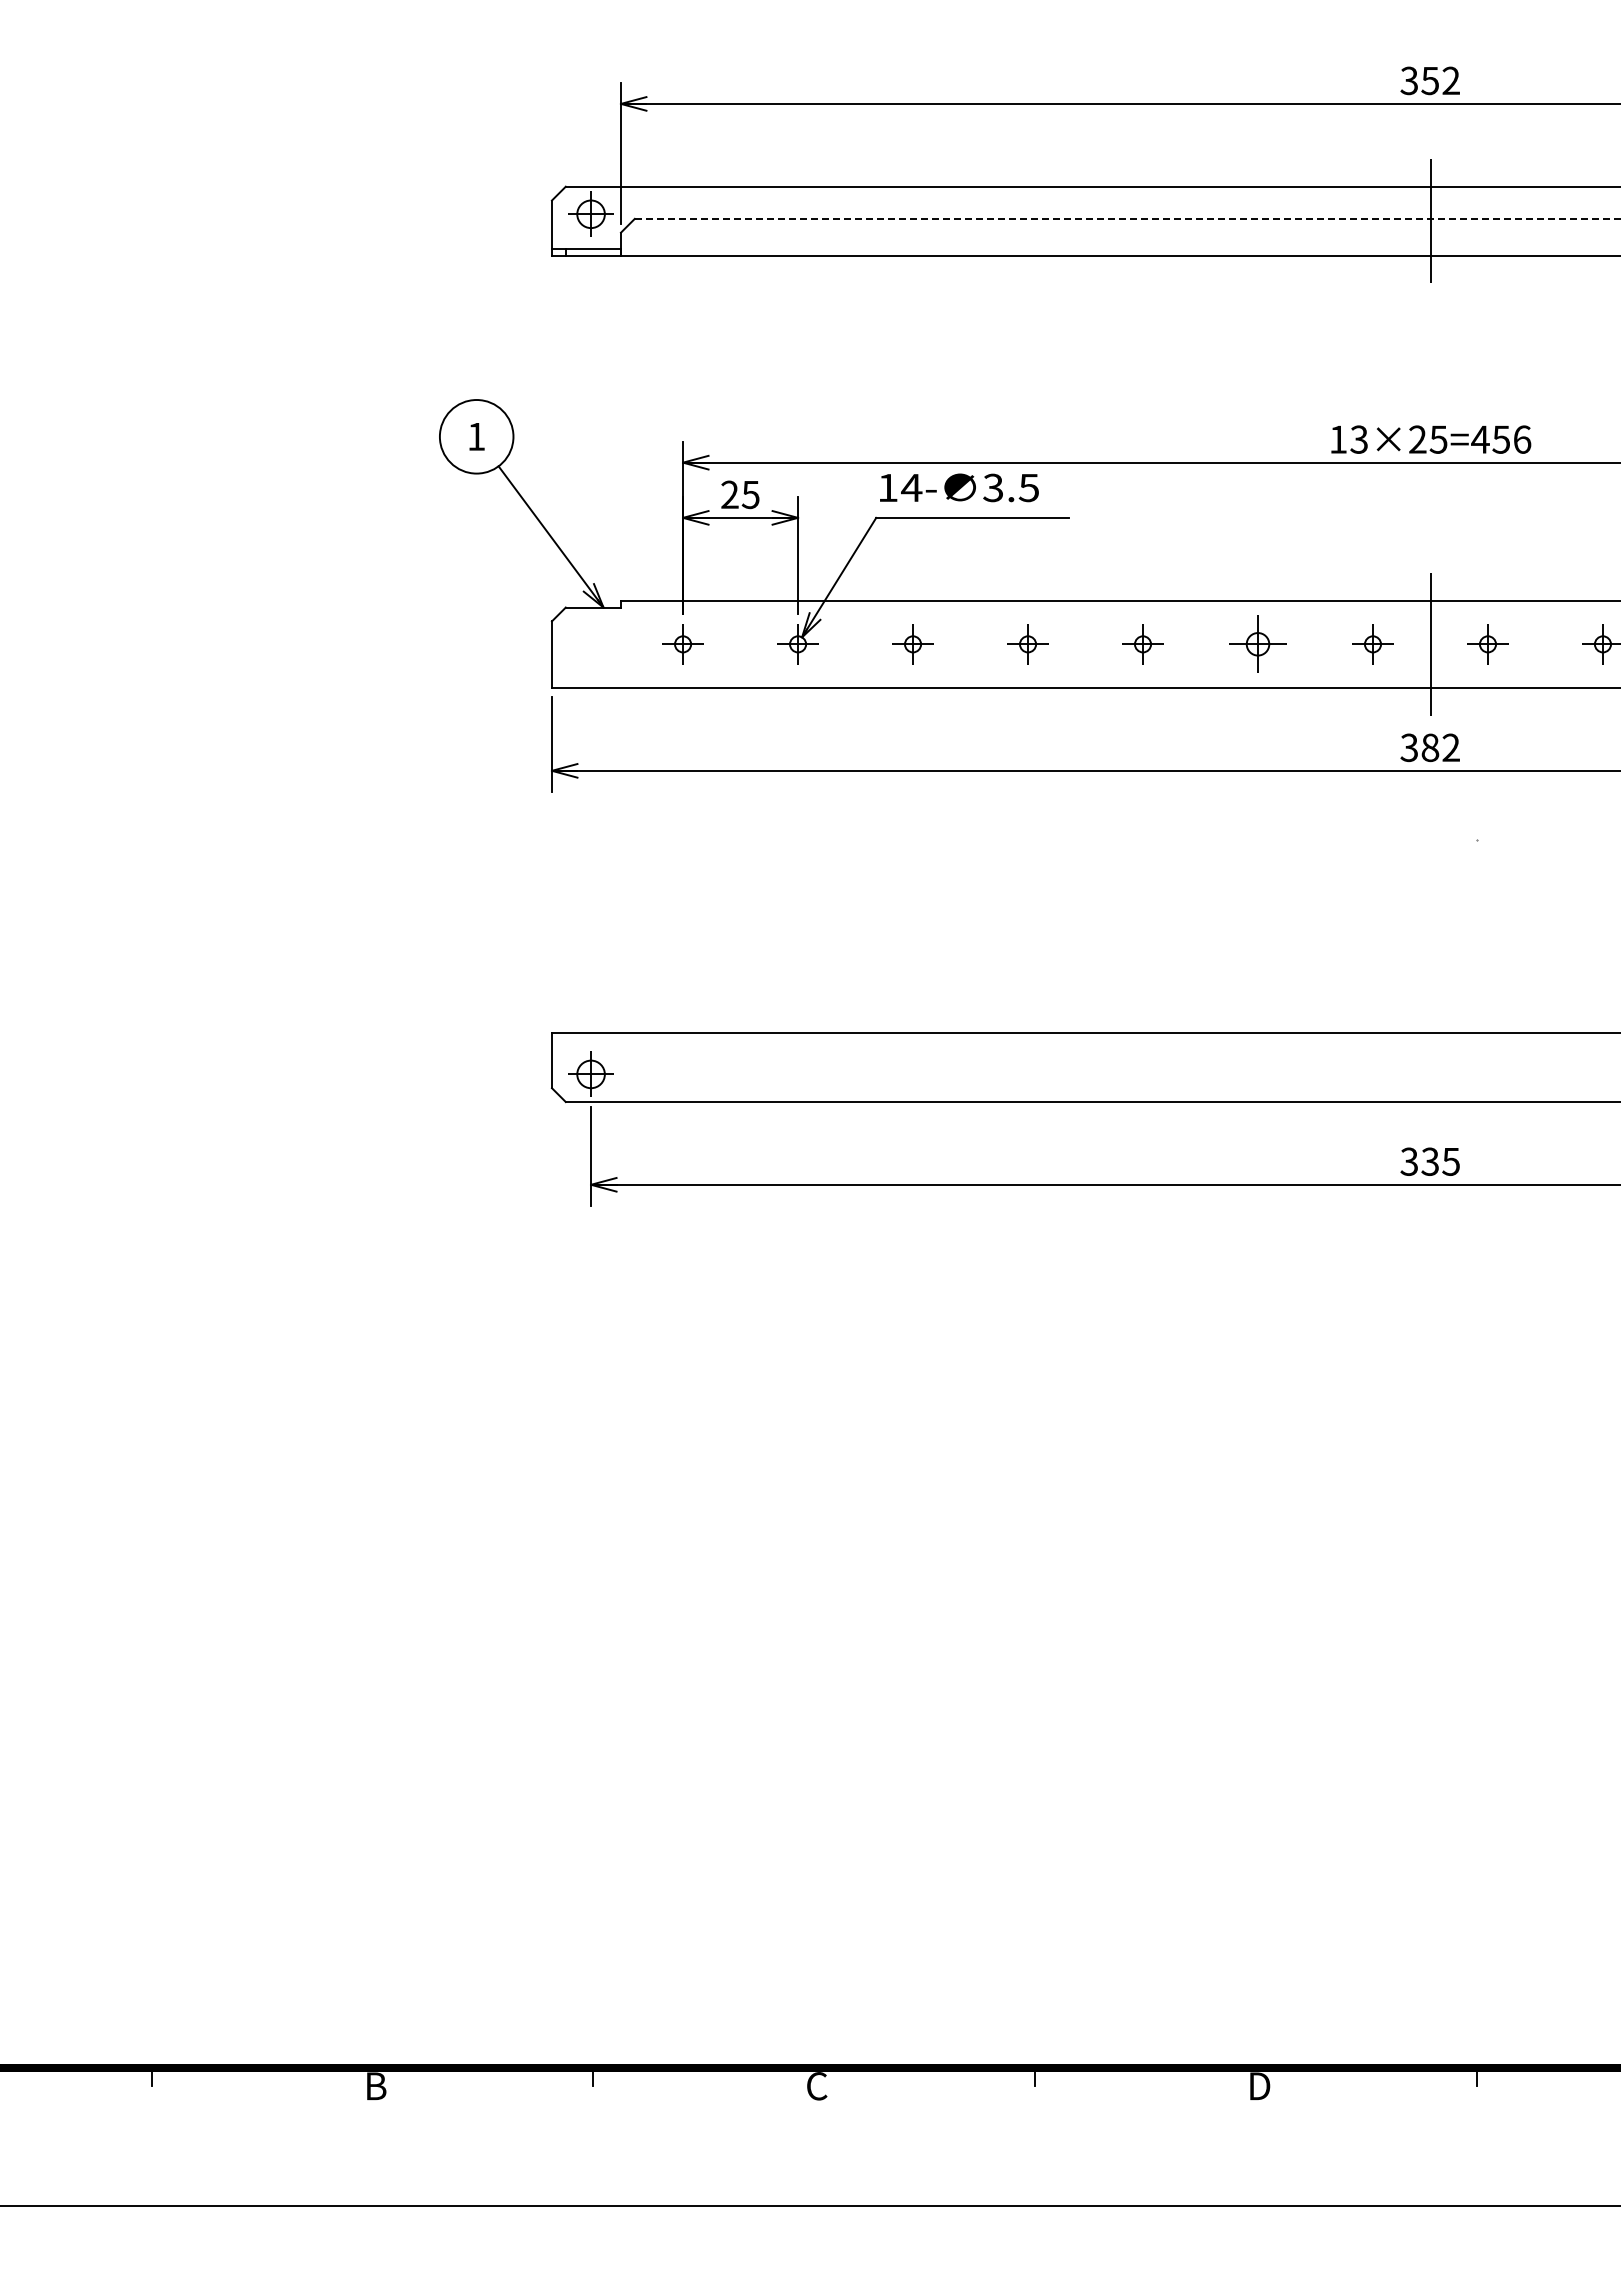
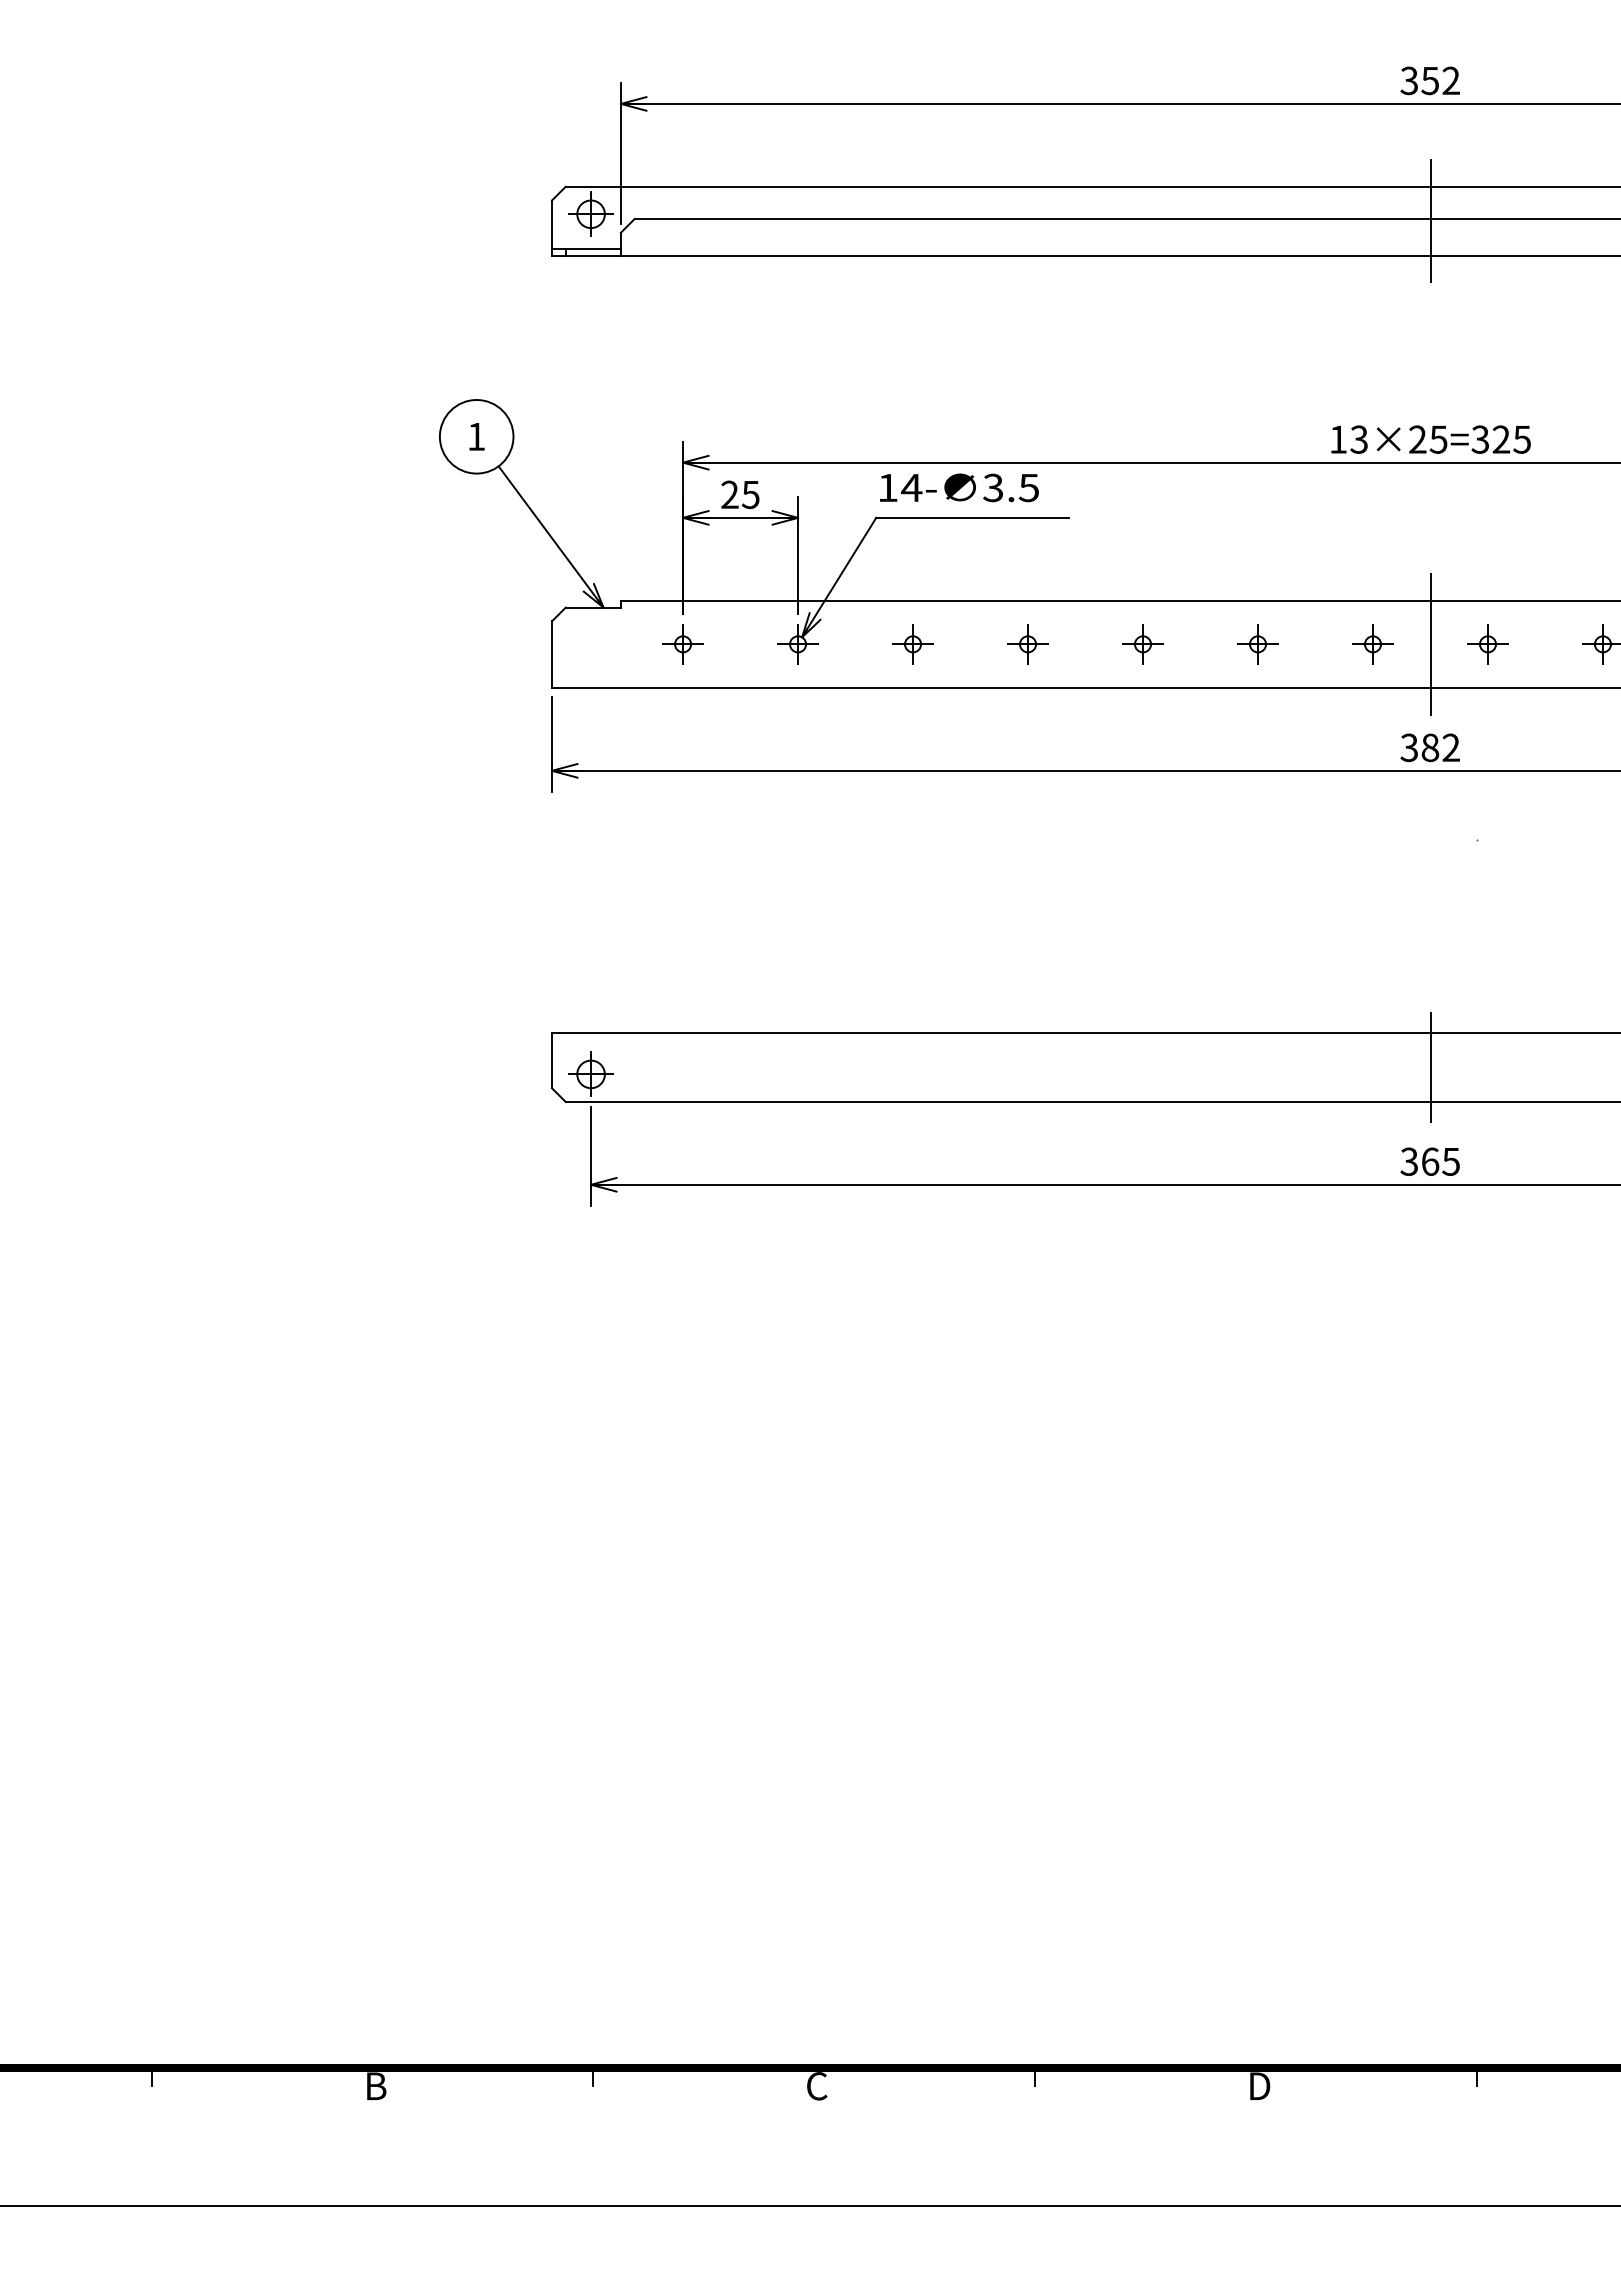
line: dashed -> solid (1127, 218)
text: 13×25=456 -> 13×25=325 (1501, 439)
part size: 58x58 px -> 42x41 px (1257, 644)
line: none -> present (1430, 1067)
text: 335 -> 365 (1430, 1161)
